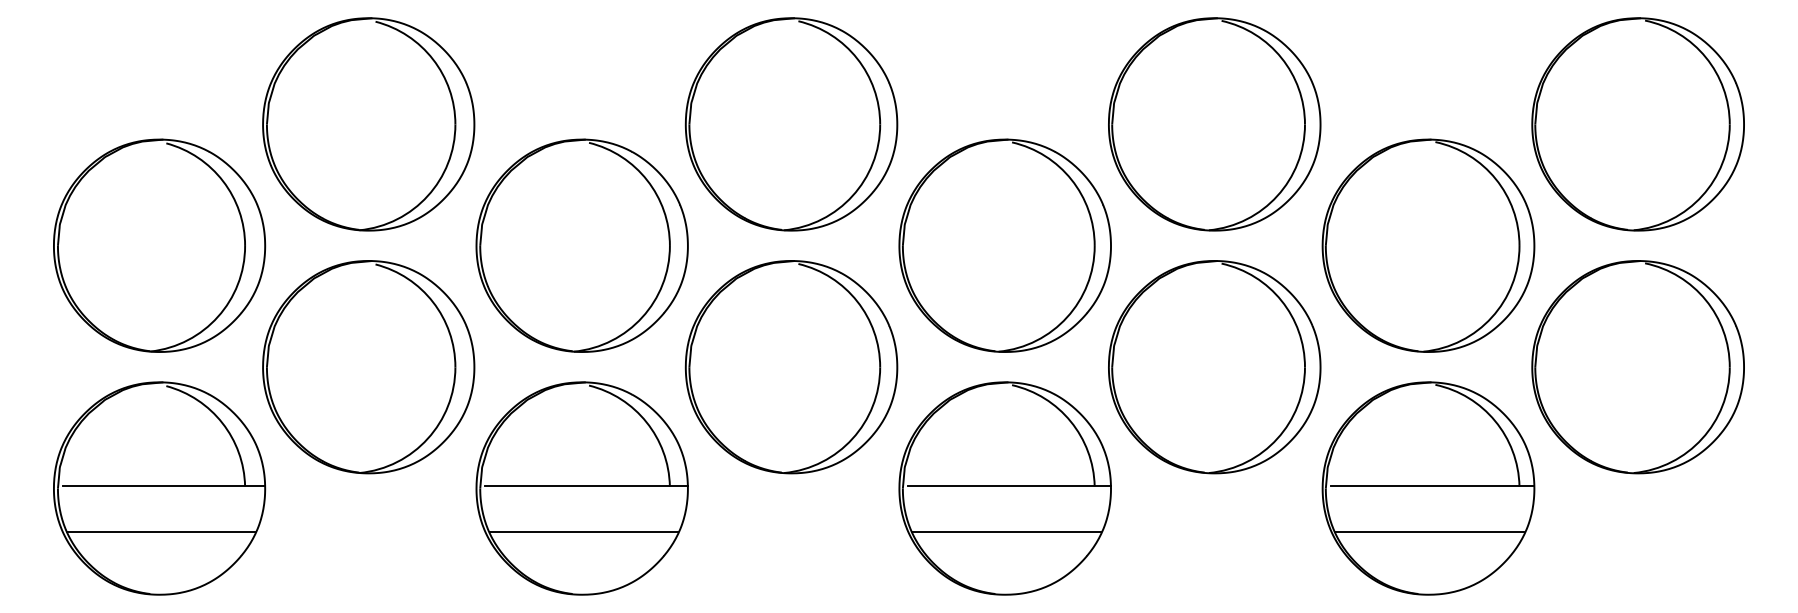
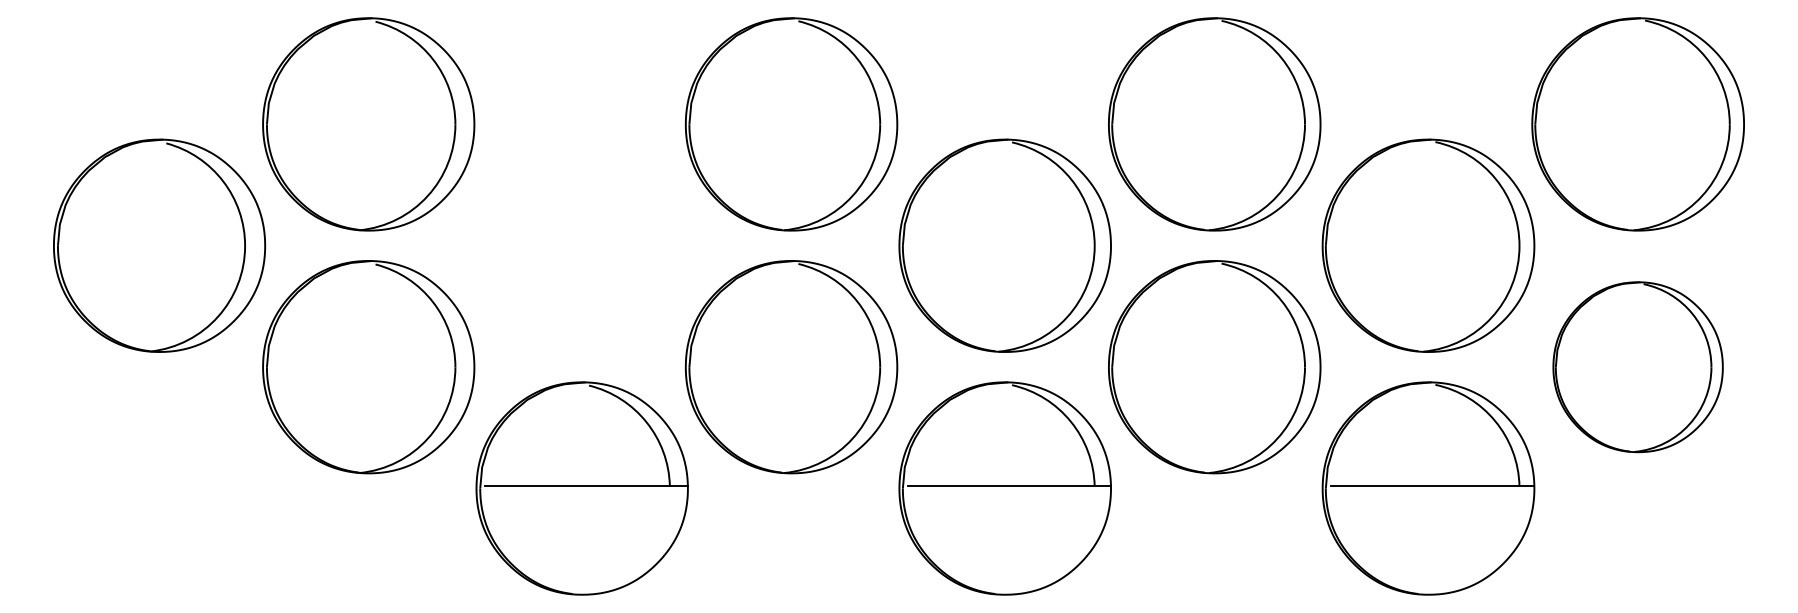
part: present -> none (581, 245)
part size: 214x215 px -> 172x173 px (1637, 367)
part: present -> none (159, 488)
line: present -> none (583, 531)
line: present -> none (1006, 531)
line: present -> none (1429, 531)
